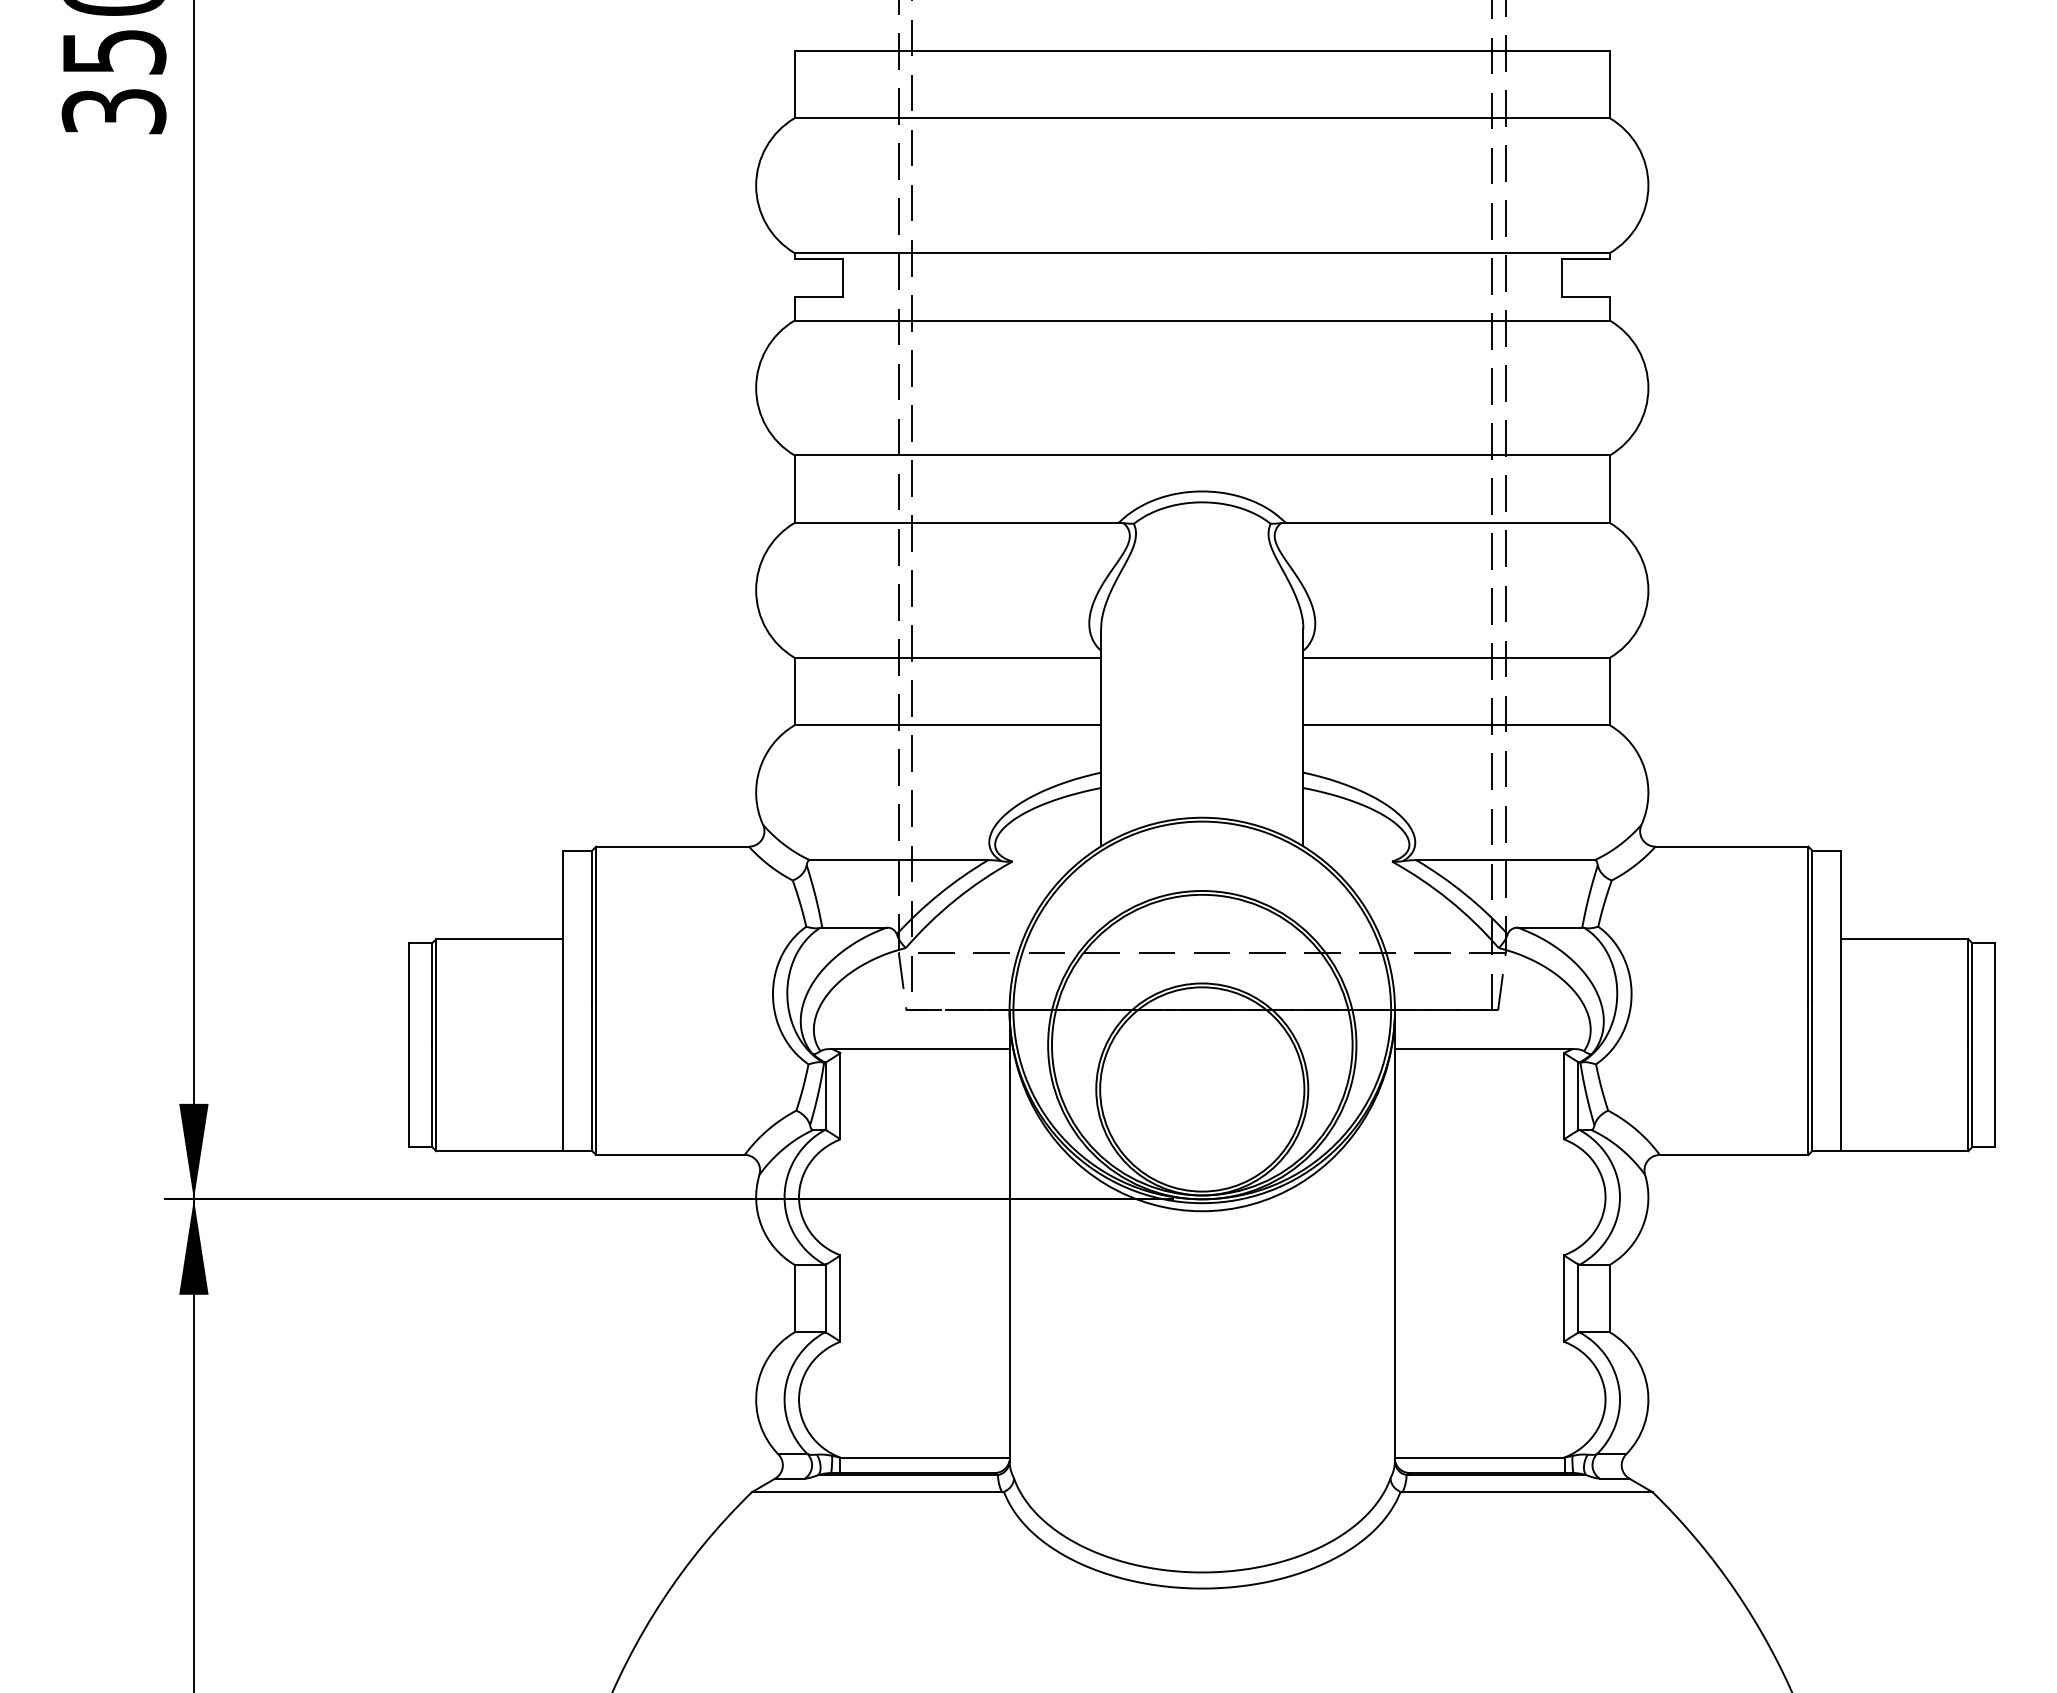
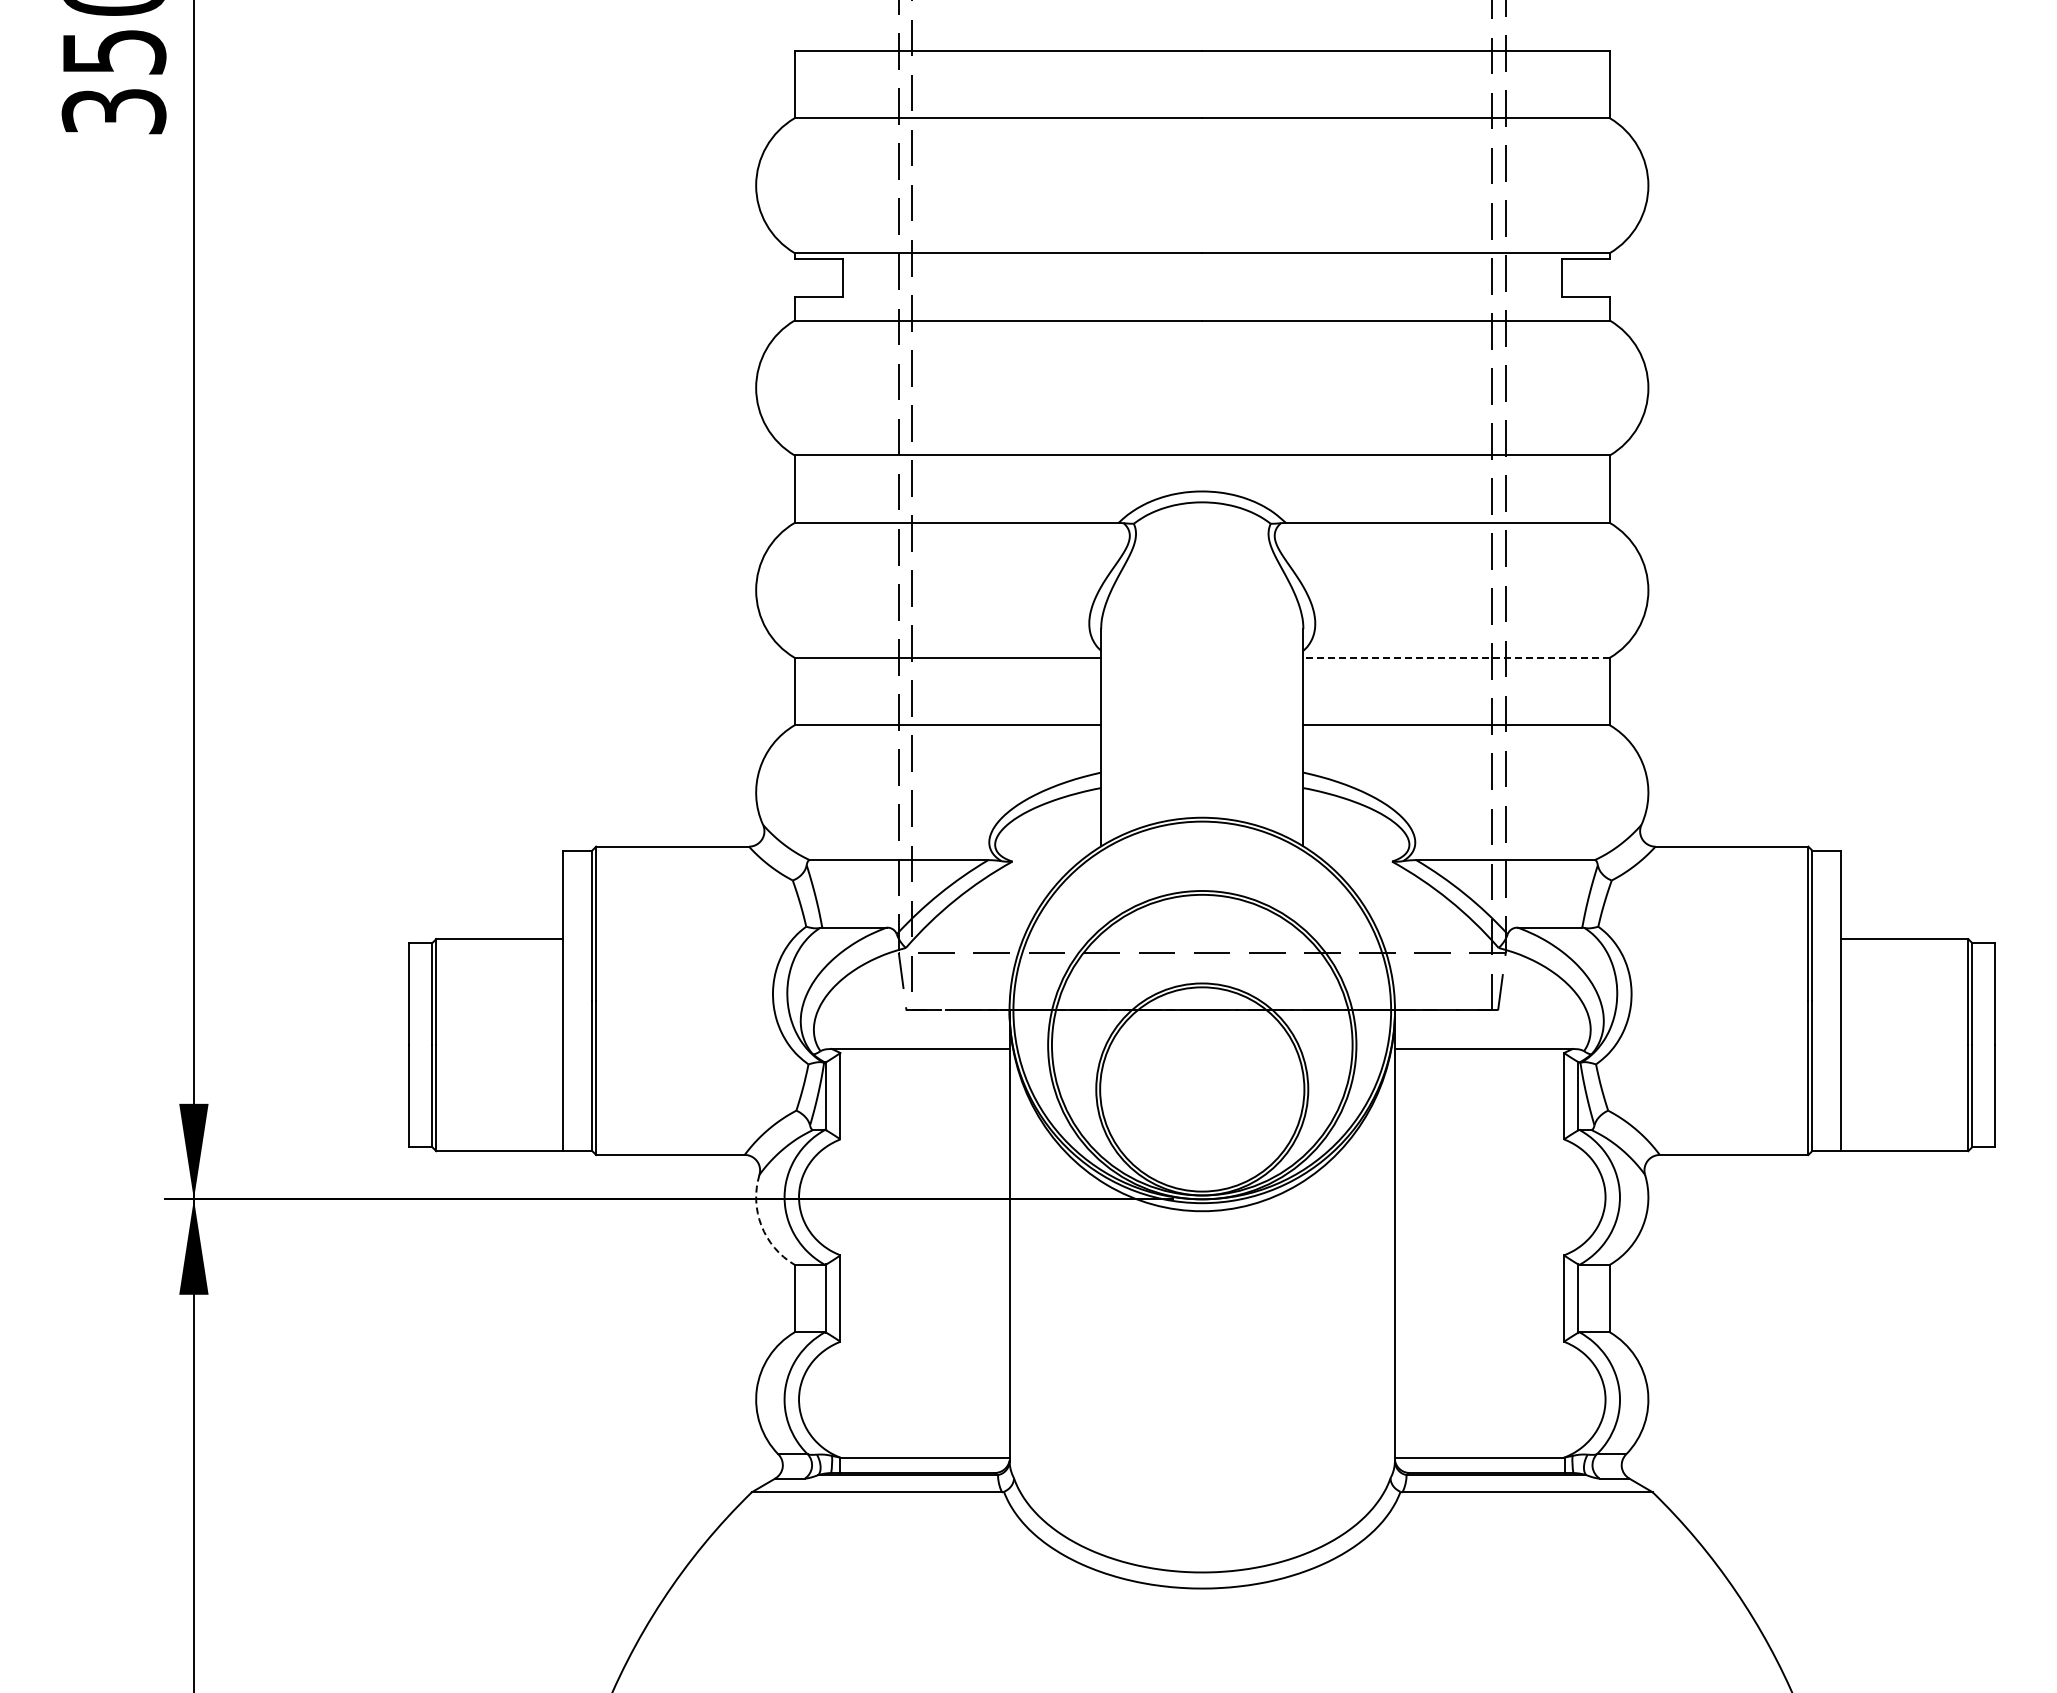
line: solid -> dashed (1456, 657)
arc: solid -> dashed (761, 1225)
